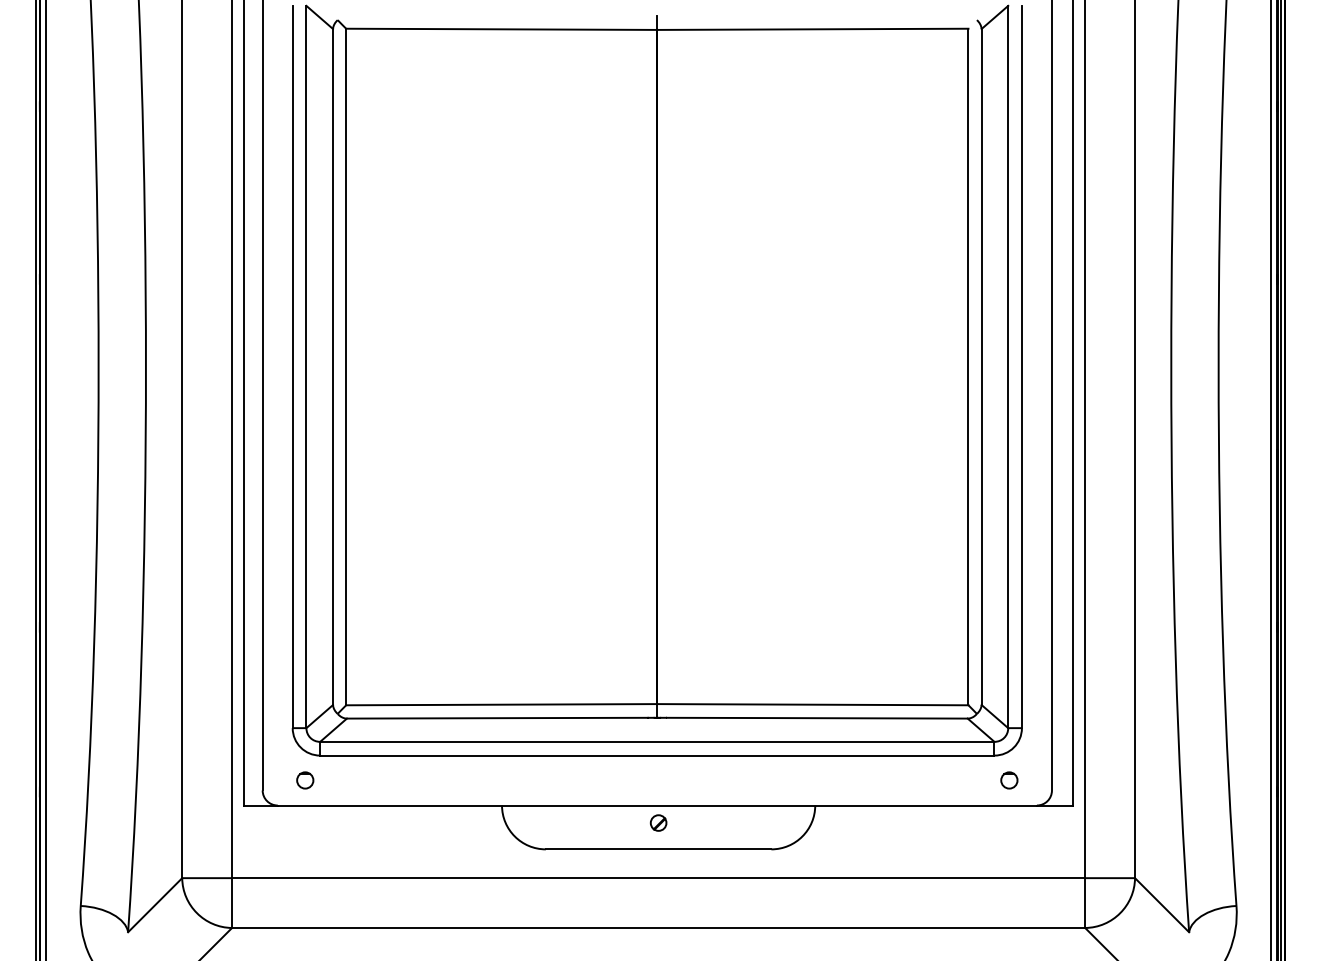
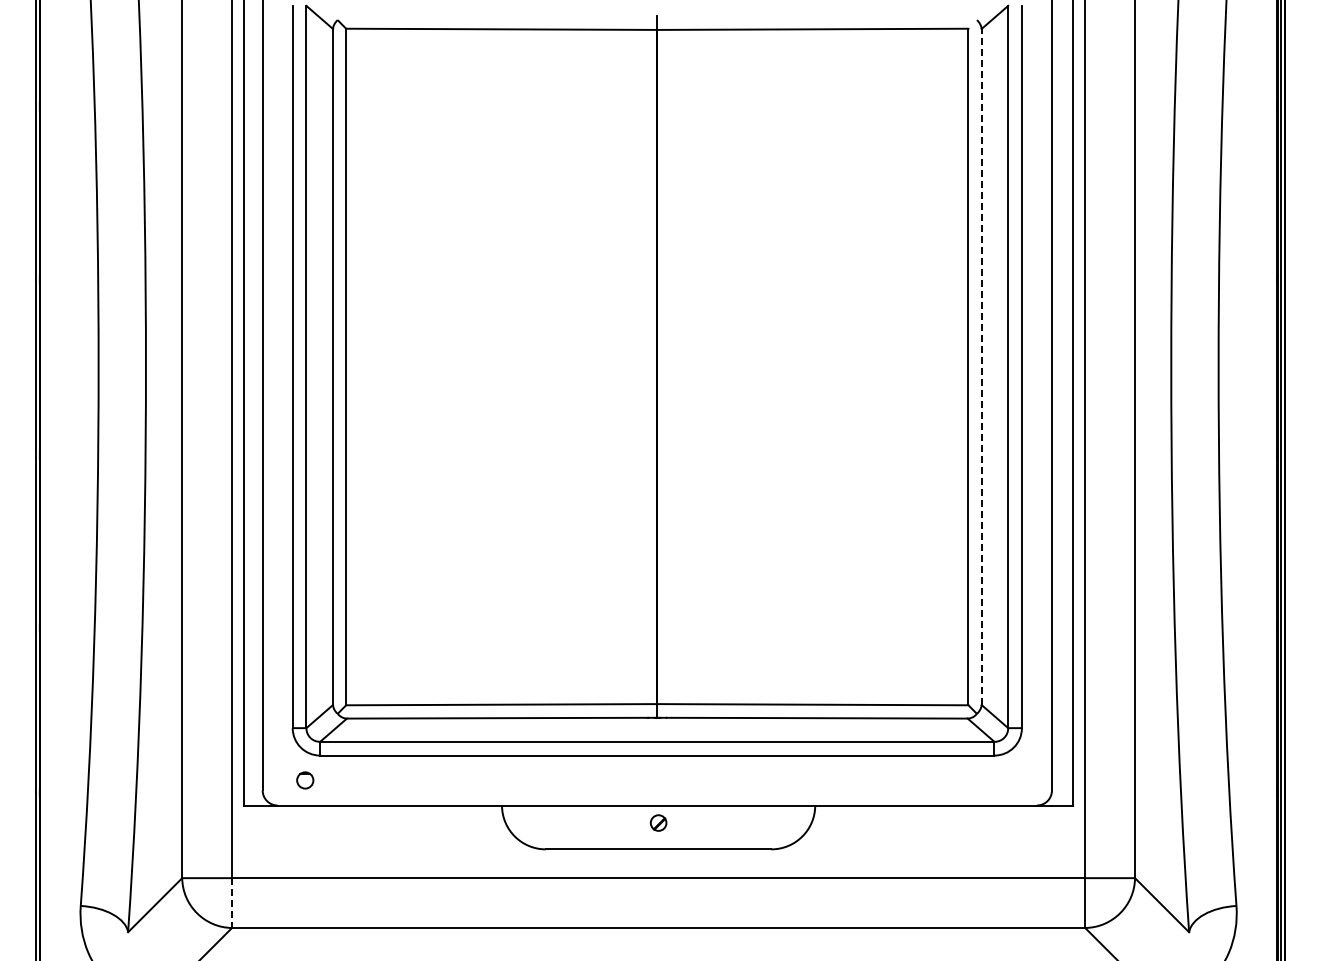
line: solid -> dashed (981, 366)
line: present -> none (46, 479)
line: present -> none (1270, 479)
circle: present -> none (1009, 780)
line: solid -> dashed (232, 903)
